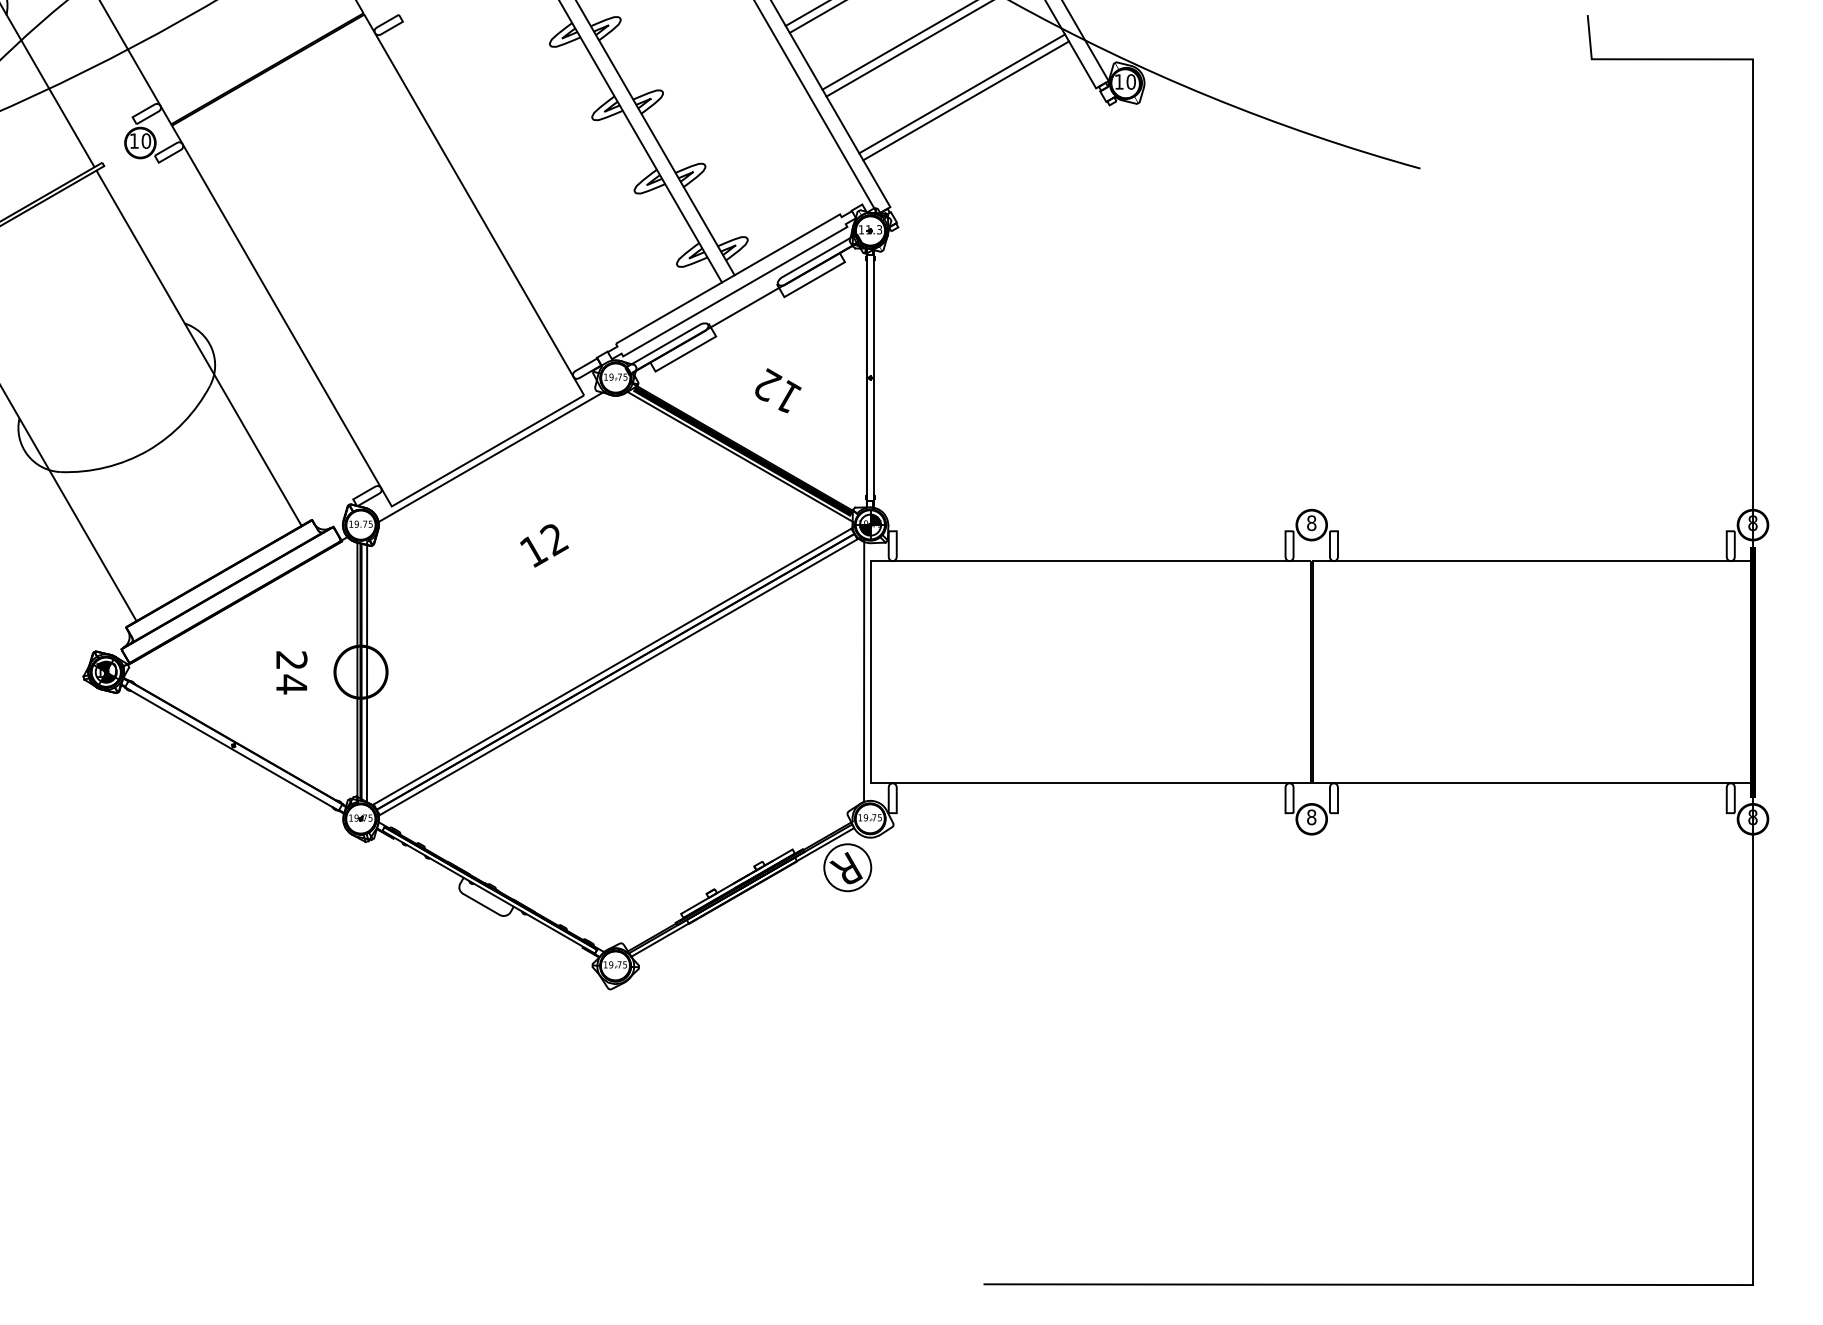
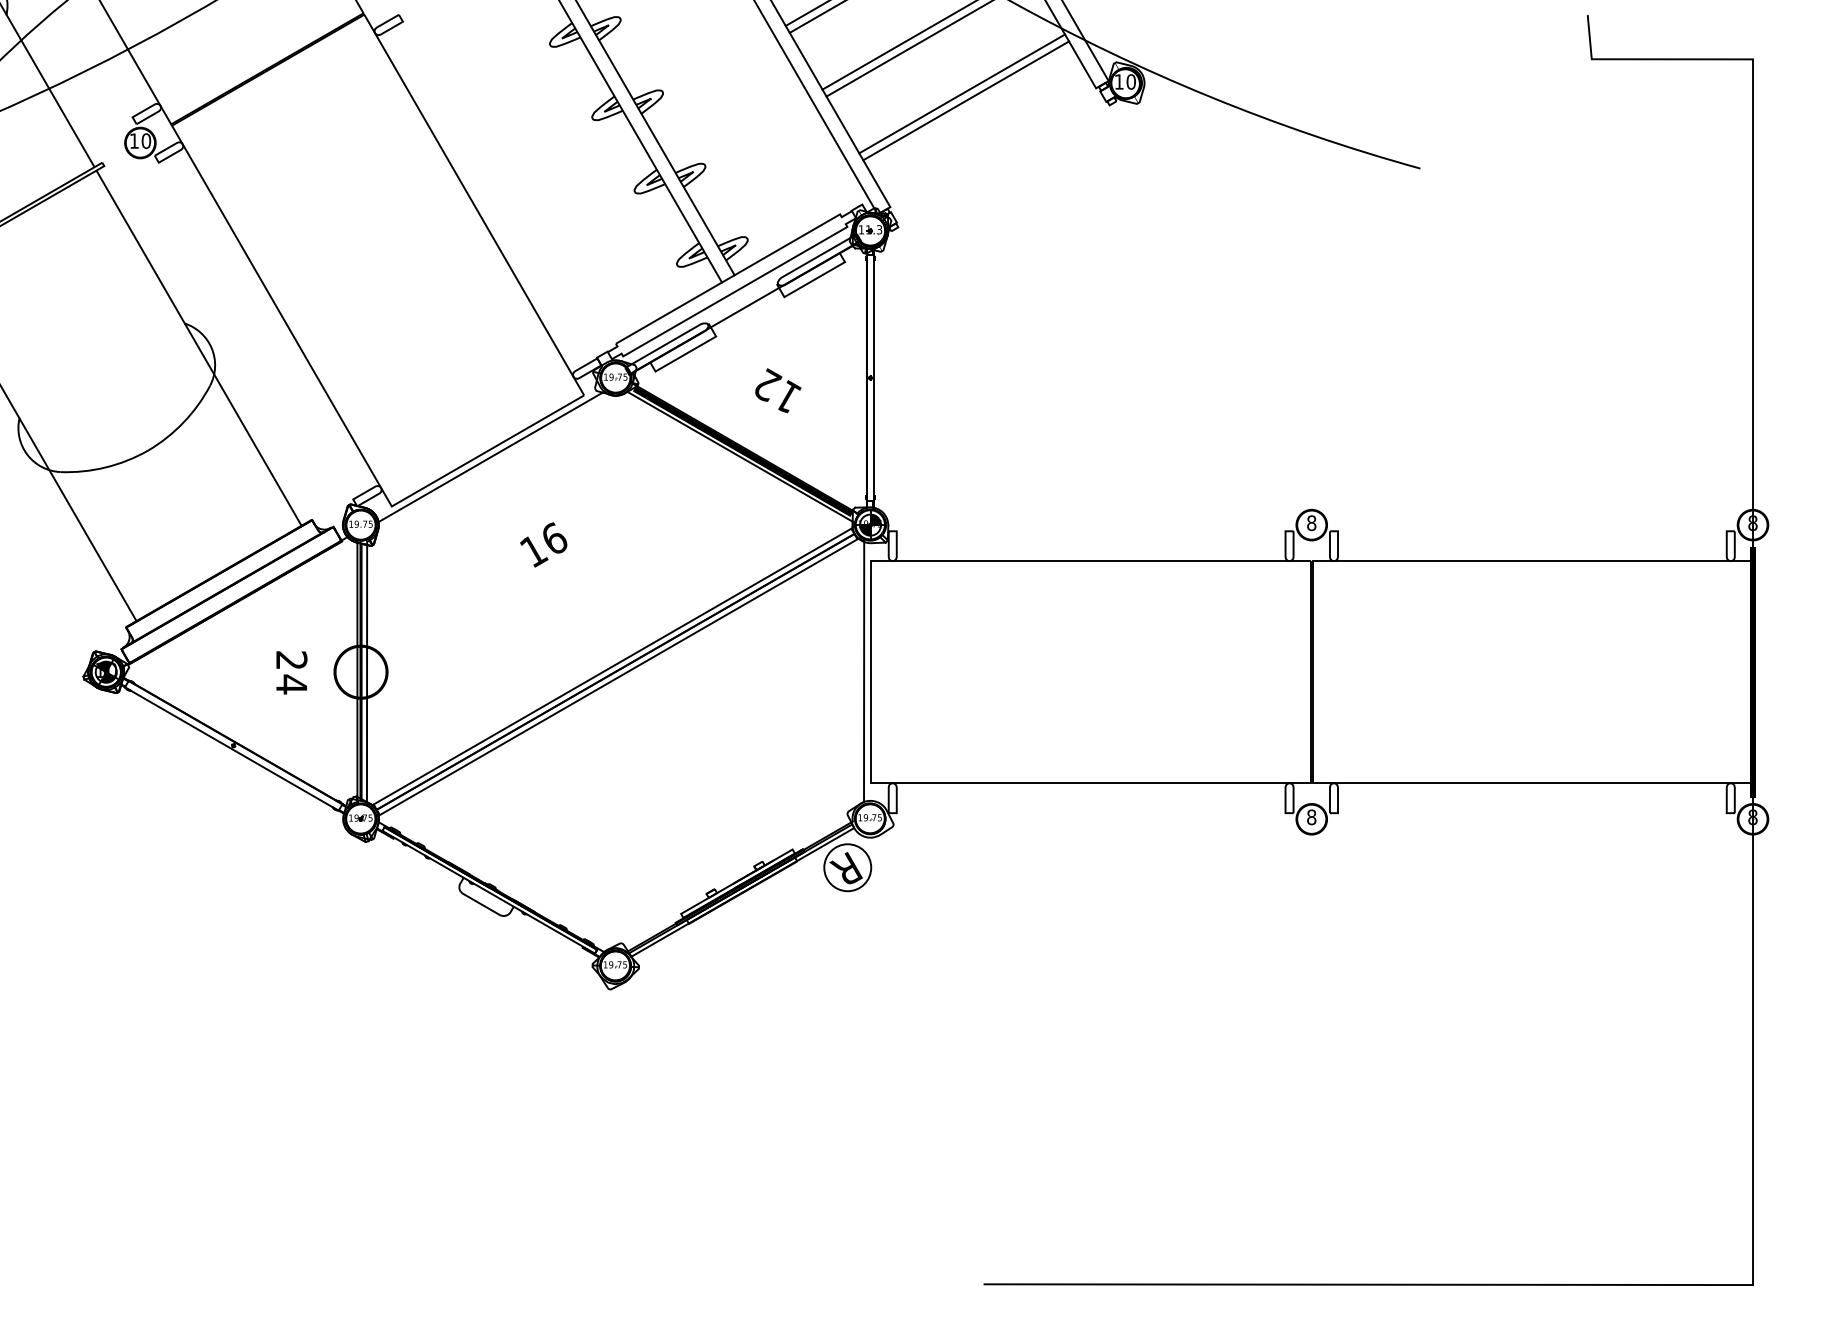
text: 12 -> 16 (553, 539)
